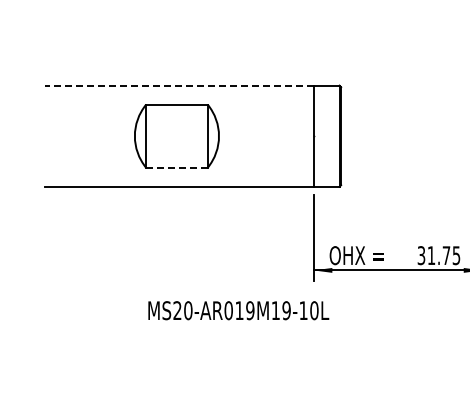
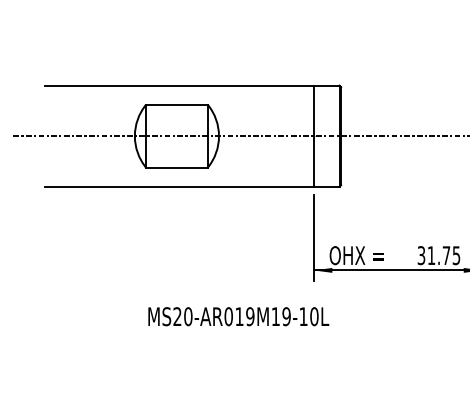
line: dashed -> solid (179, 85)
line: none -> present (239, 136)
line: dashed -> solid (176, 167)
text position: (238, 310) -> (238, 316) (238, 316)
